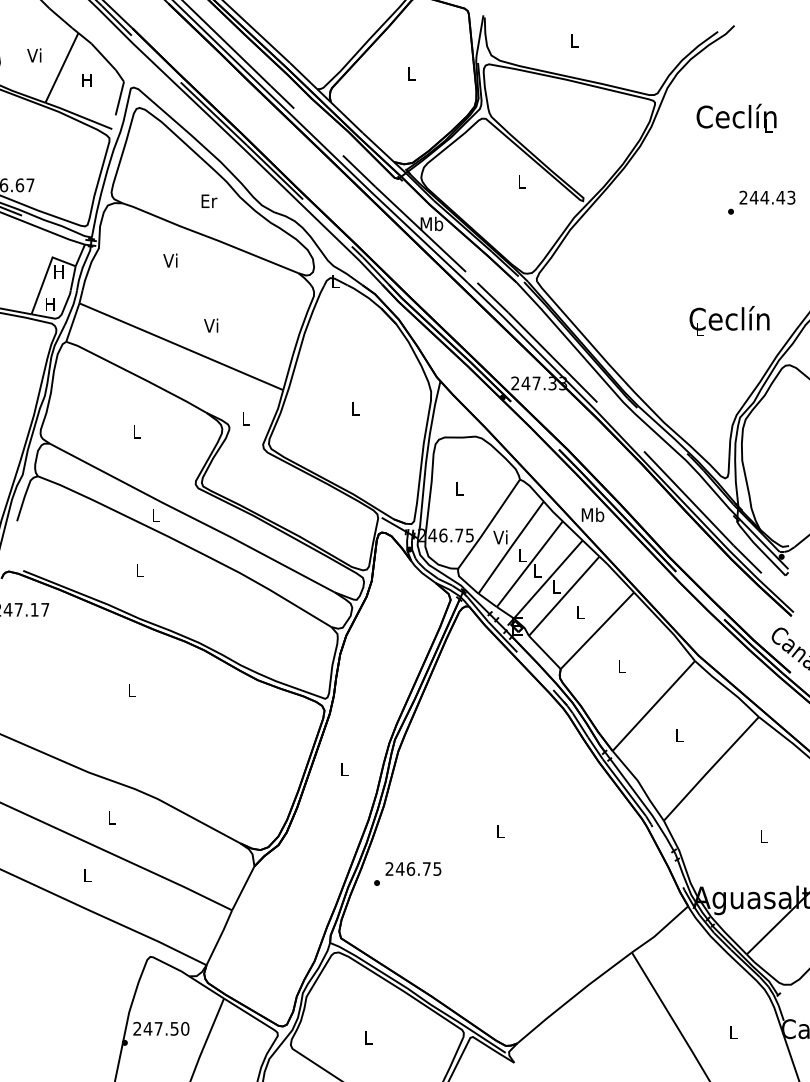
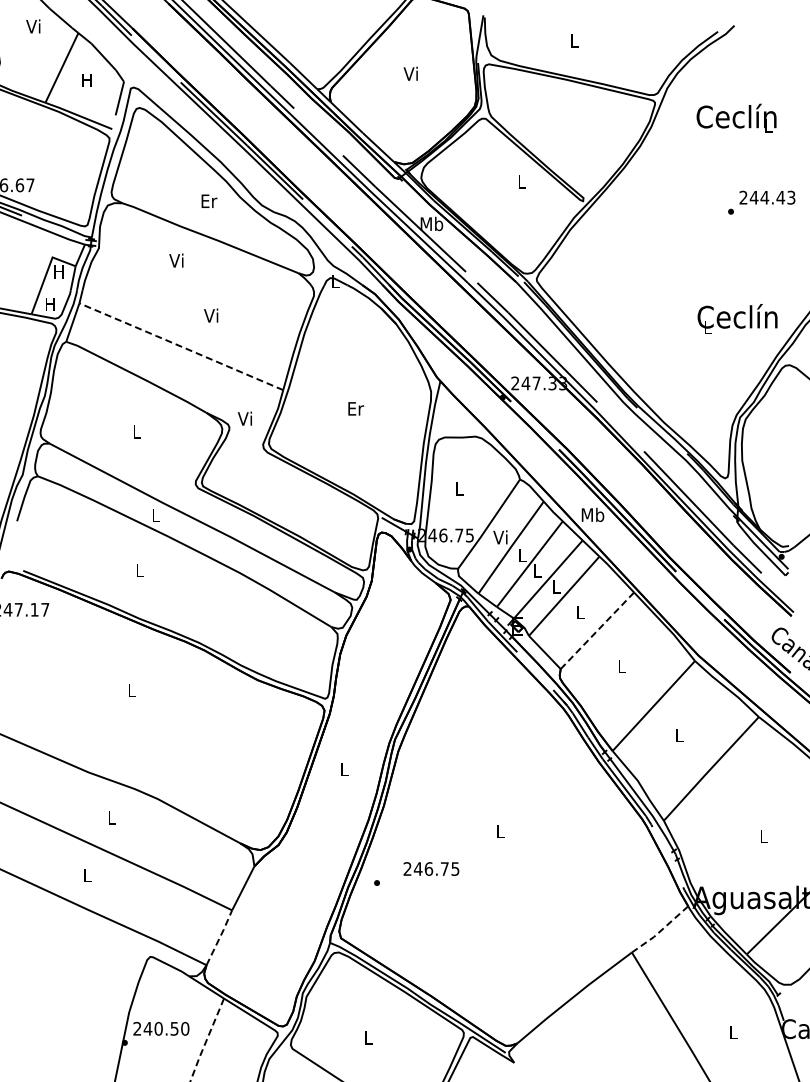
text position: (34, 55) -> (33, 26) (33, 26)
text: L -> Vi (410, 73)
text position: (170, 260) -> (176, 260) (176, 260)
text position: (729, 320) -> (737, 318) (737, 318)
text position: (211, 325) -> (211, 315) (211, 315)
line: solid -> dashed (180, 346)
text: L -> Er (356, 408)
text: L -> Vi (244, 418)
line: solid -> dashed (597, 630)
text position: (413, 868) -> (431, 868) (431, 868)
line: solid -> dashed (660, 931)
line: solid -> dashed (220, 936)
text: 247.50 -> 240.50 (158, 1028)
line: solid -> dashed (206, 1040)
